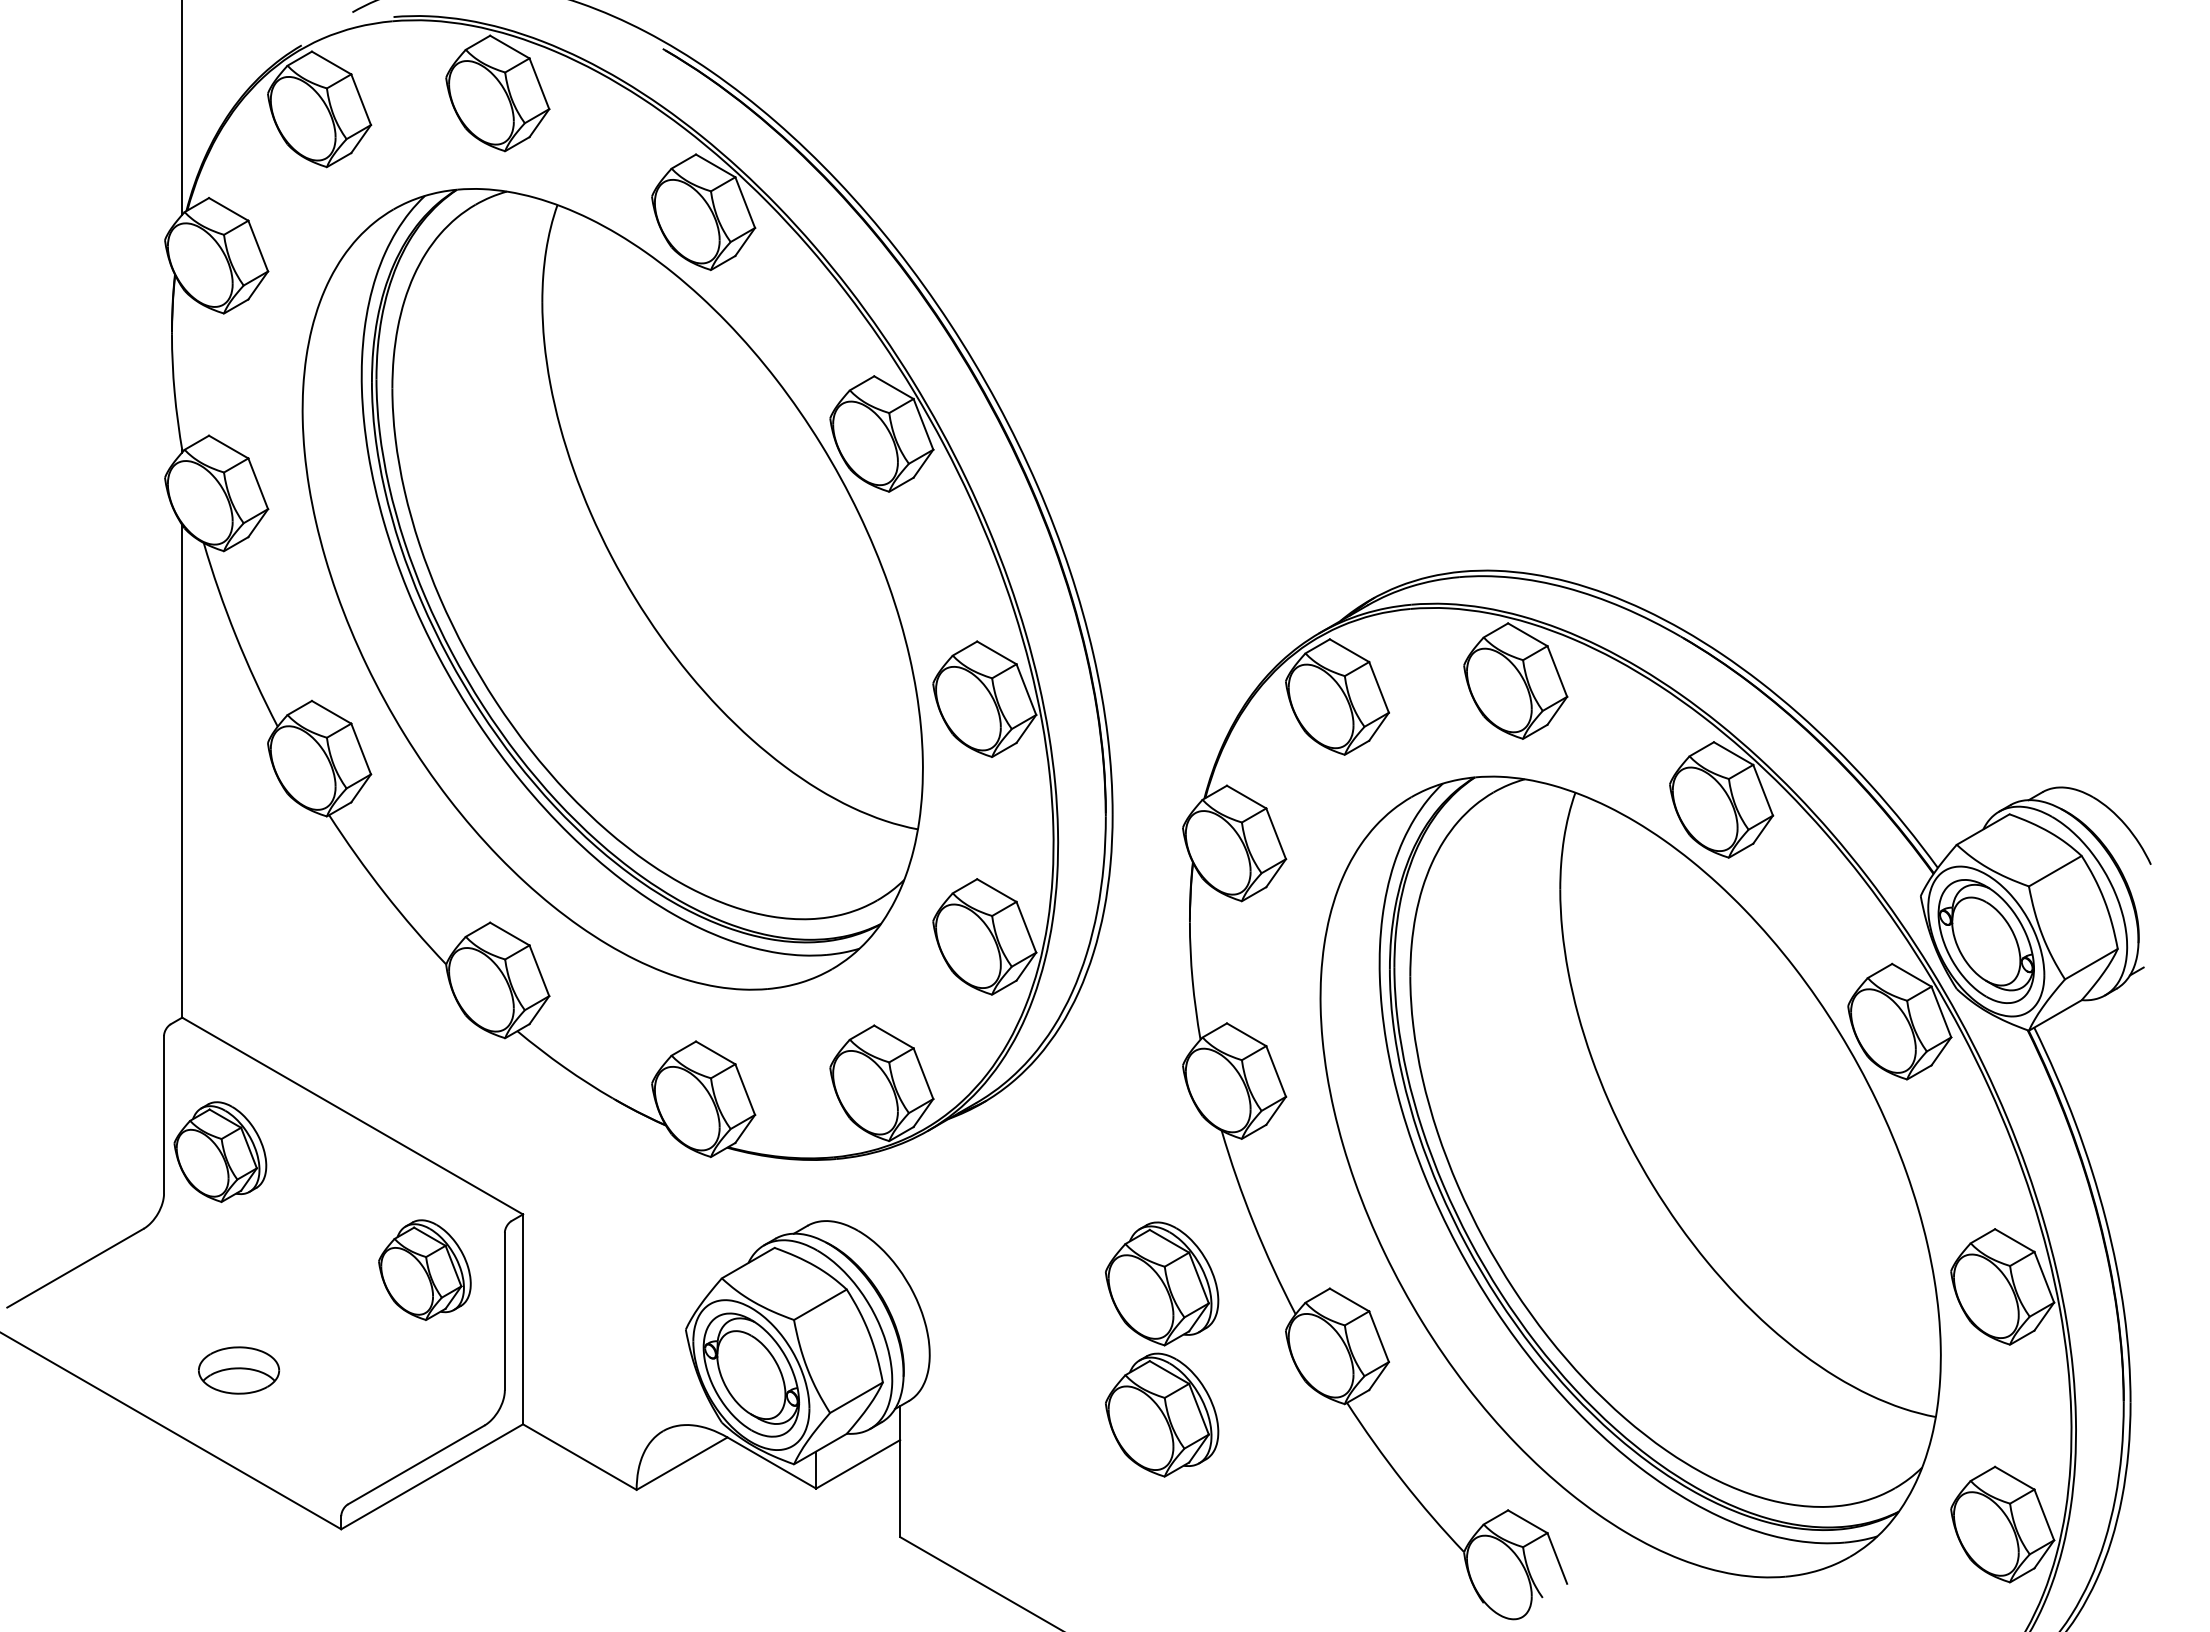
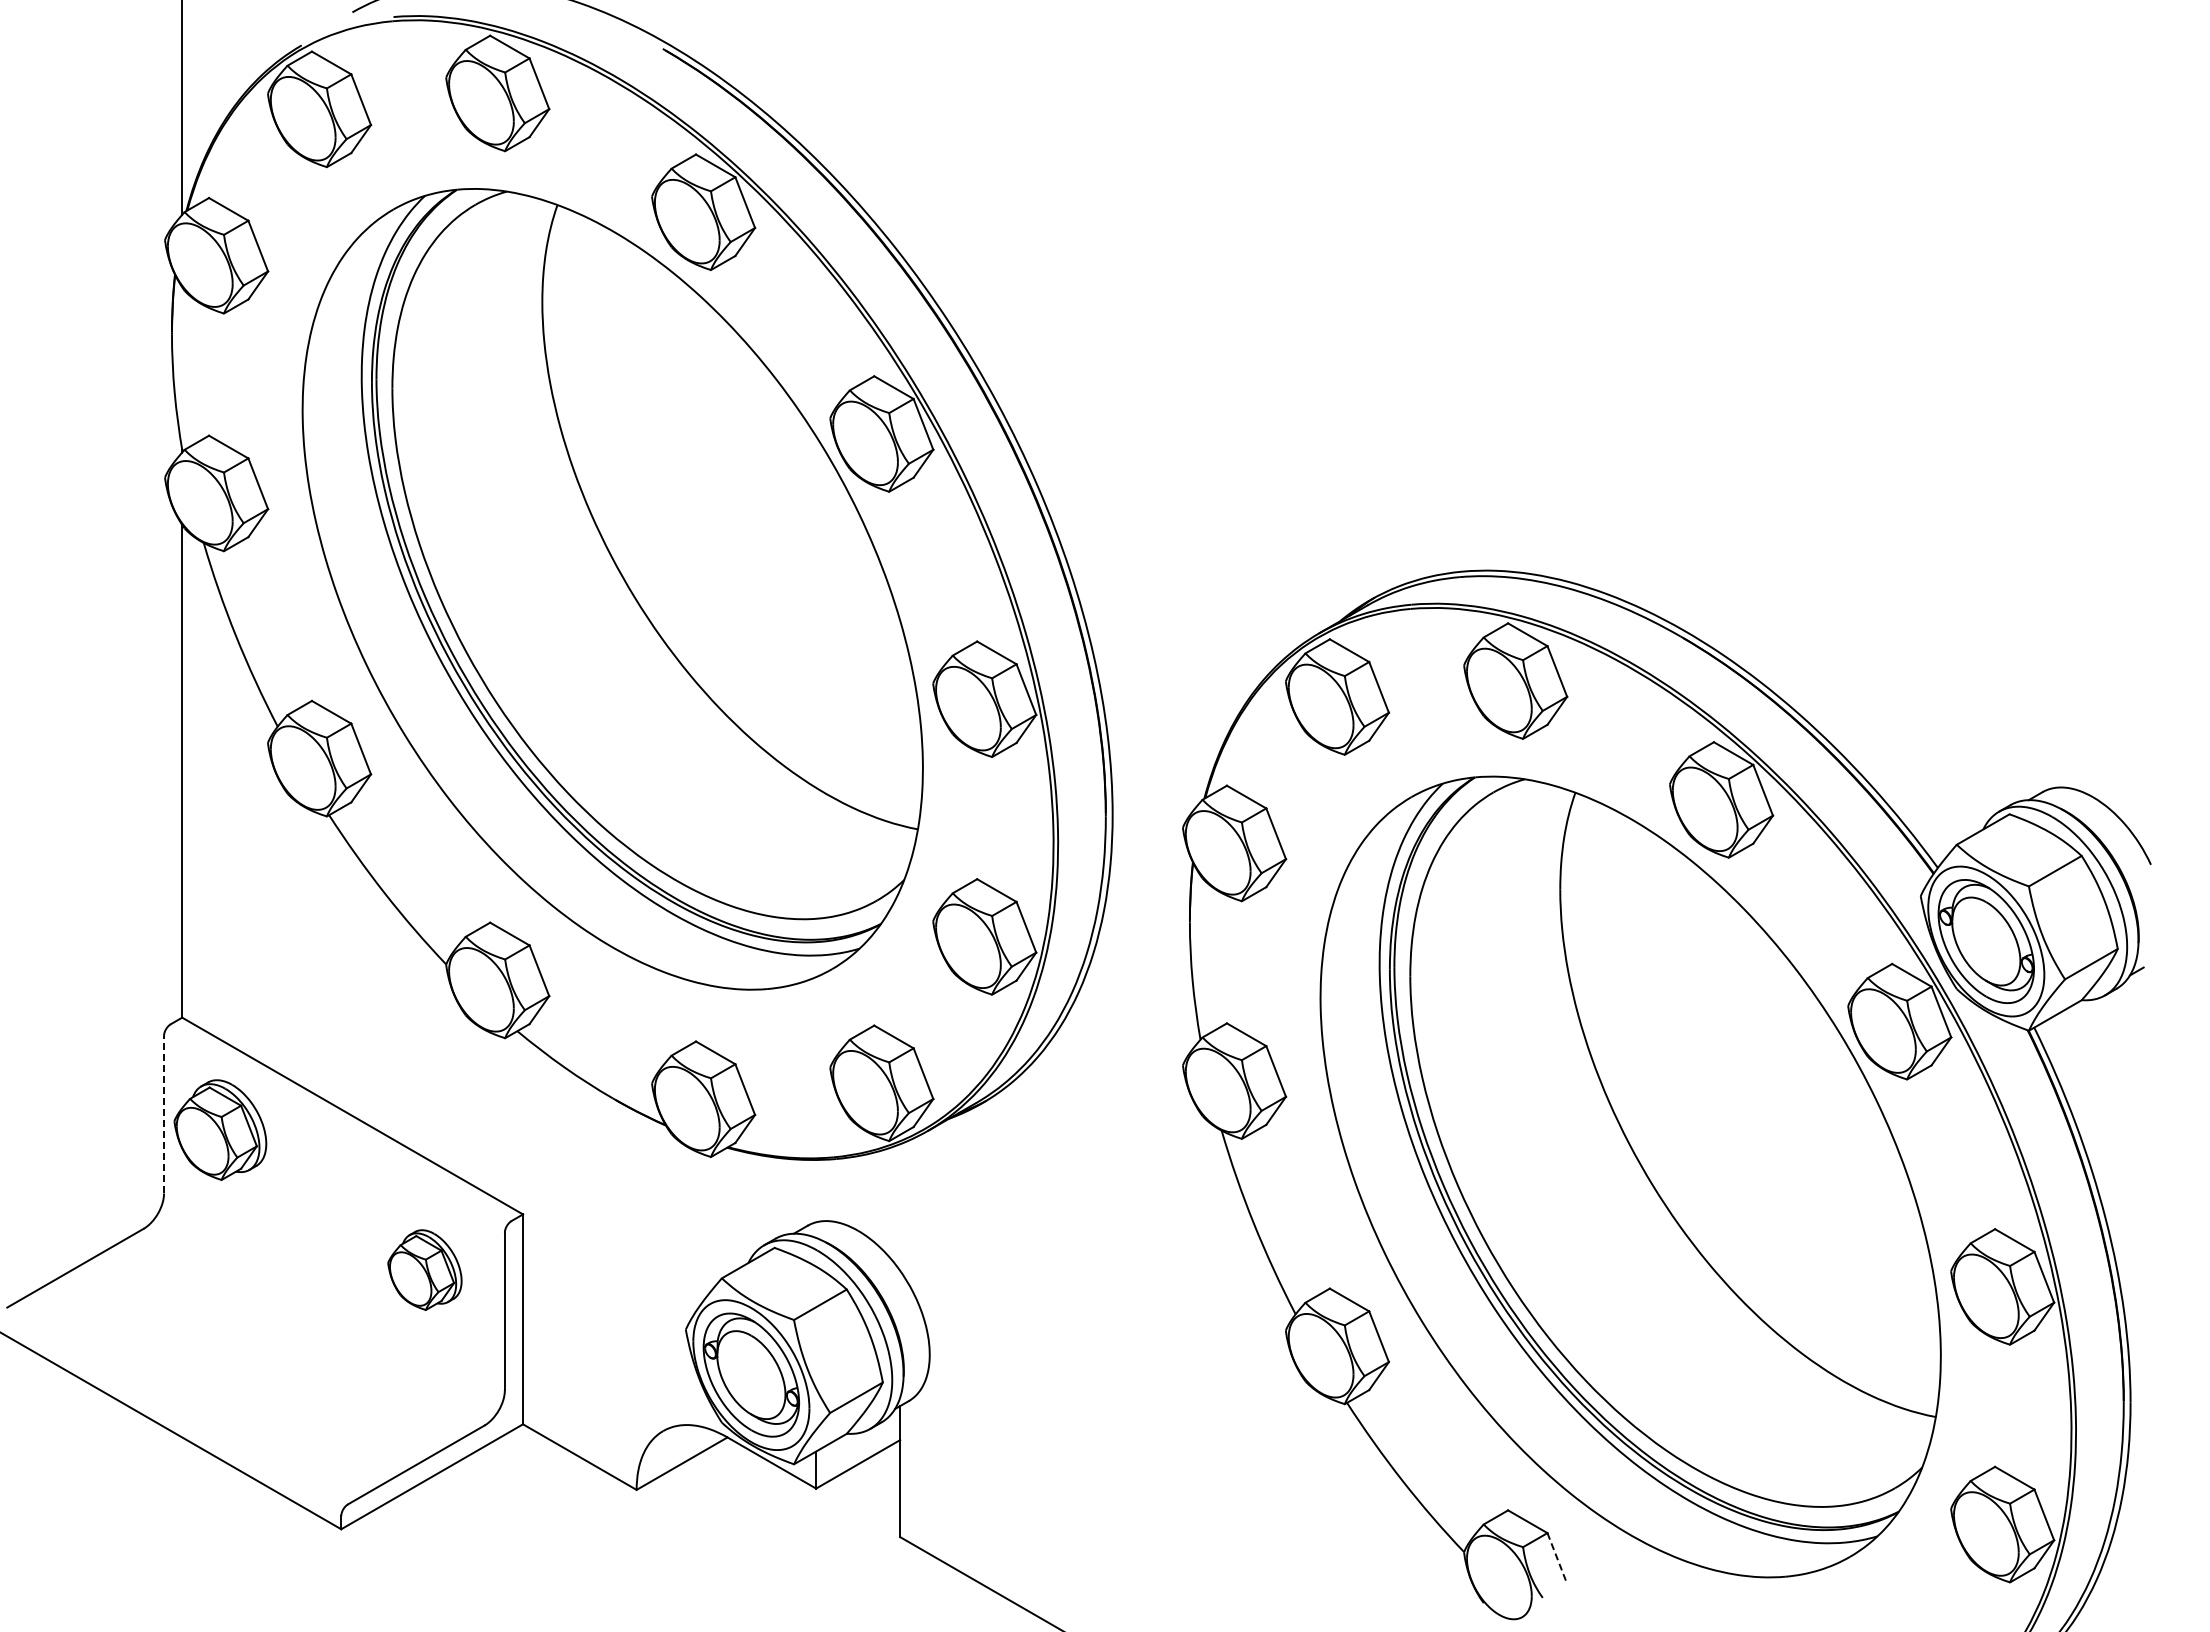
line: solid -> dashed (164, 1114)
part position: (220, 1151) -> (220, 1129) (220, 1129)
part size: 94x102 px -> 76x83 px (424, 1270)
part: present -> none (1161, 1349)
part: present -> none (239, 1370)
line: solid -> dashed (1557, 1558)
